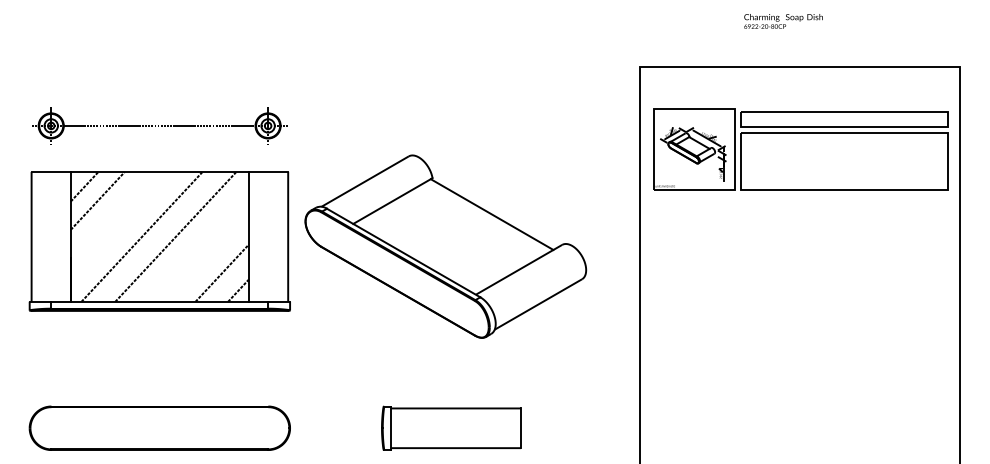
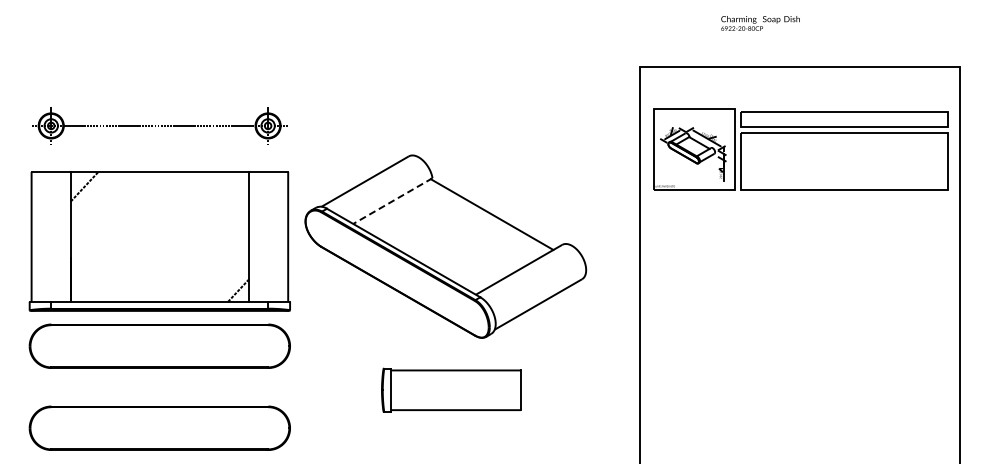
text position: (783, 21) -> (760, 23) (760, 23)
line: present -> none (97, 200)
line: solid -> dashed (392, 201)
line: present -> none (141, 236)
line: present -> none (175, 236)
line: present -> none (221, 272)
part: none -> present (159, 345)
part position: (451, 427) -> (451, 389) (451, 389)
